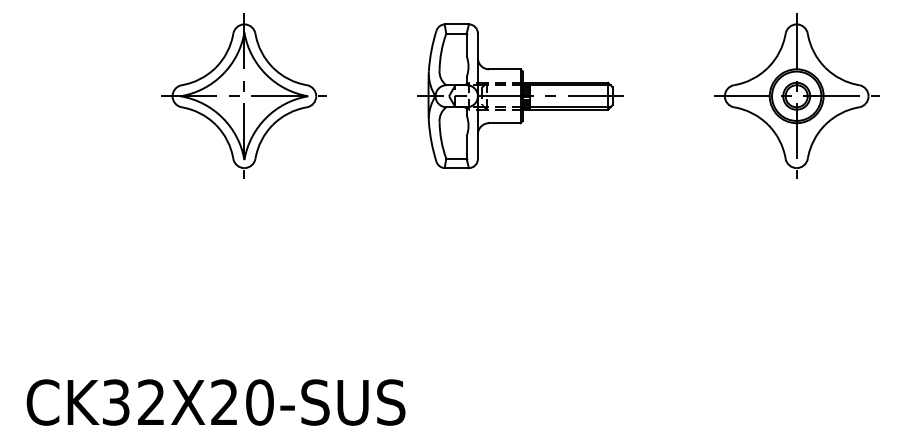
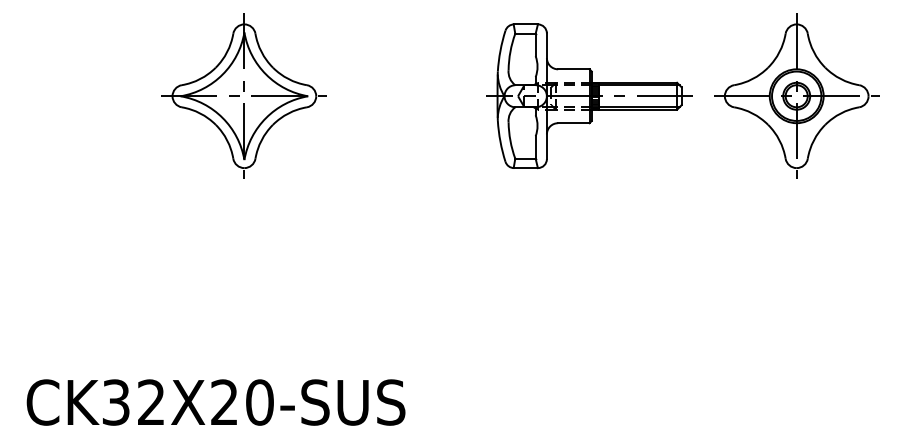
part position: (520, 96) -> (589, 96) (589, 96)
